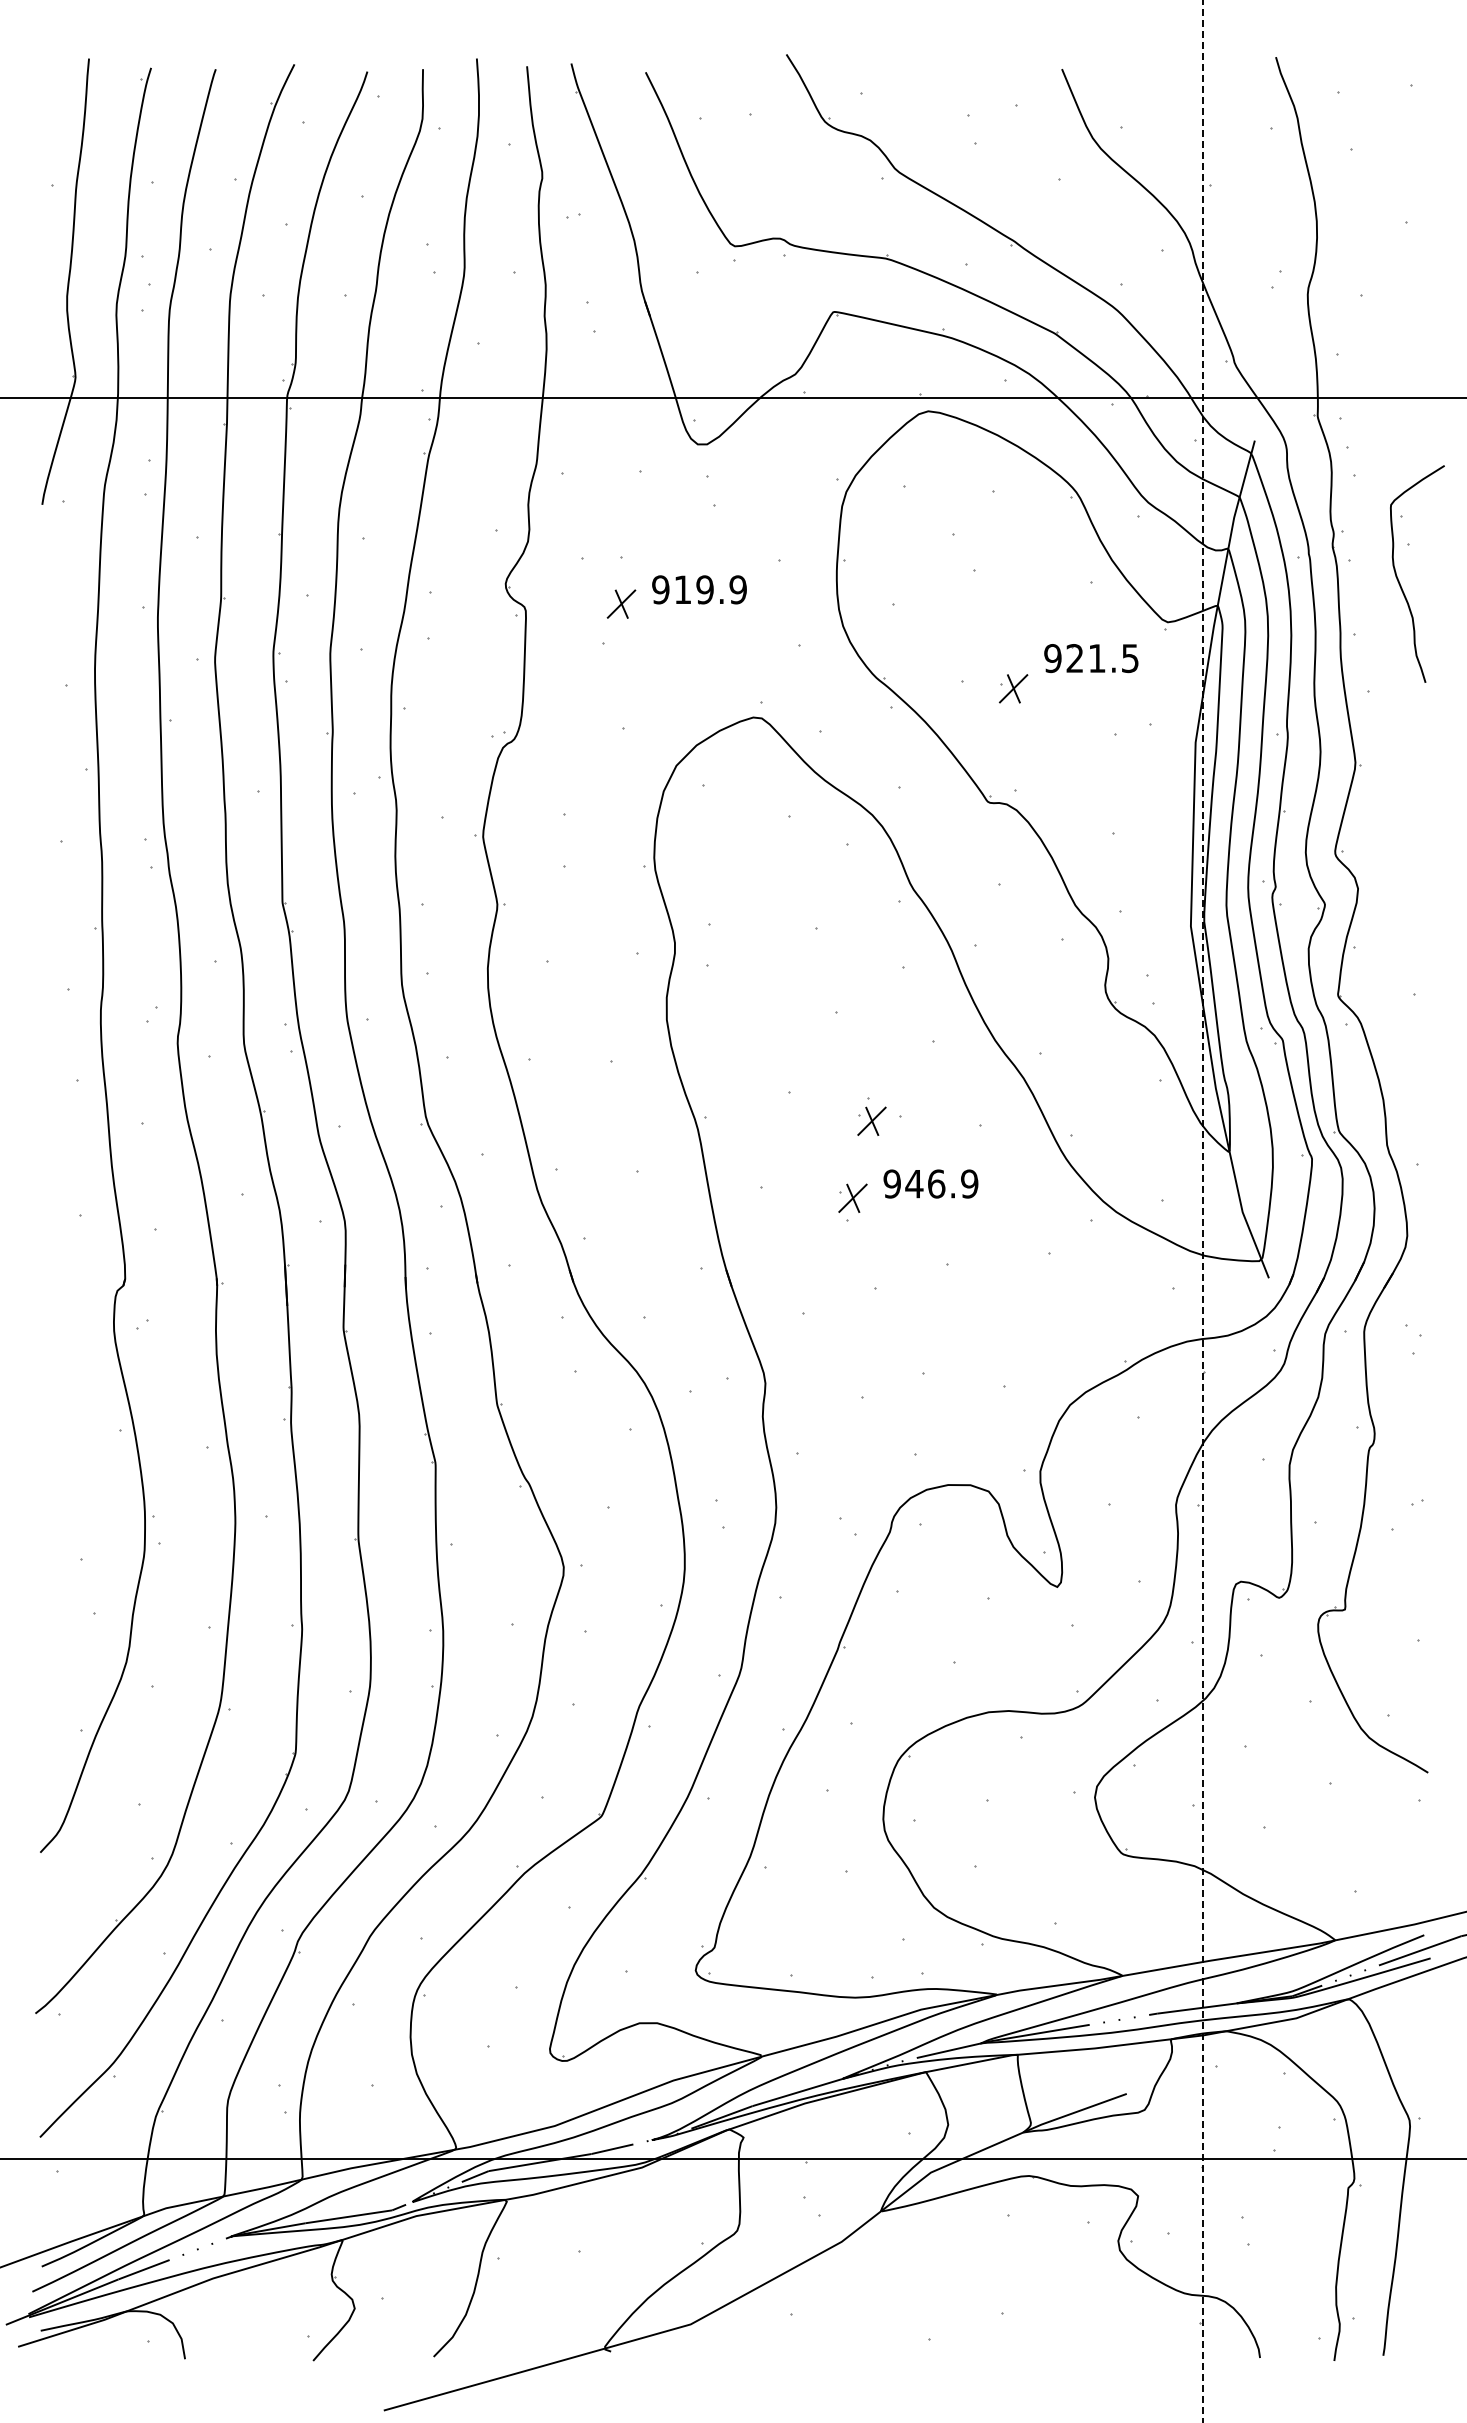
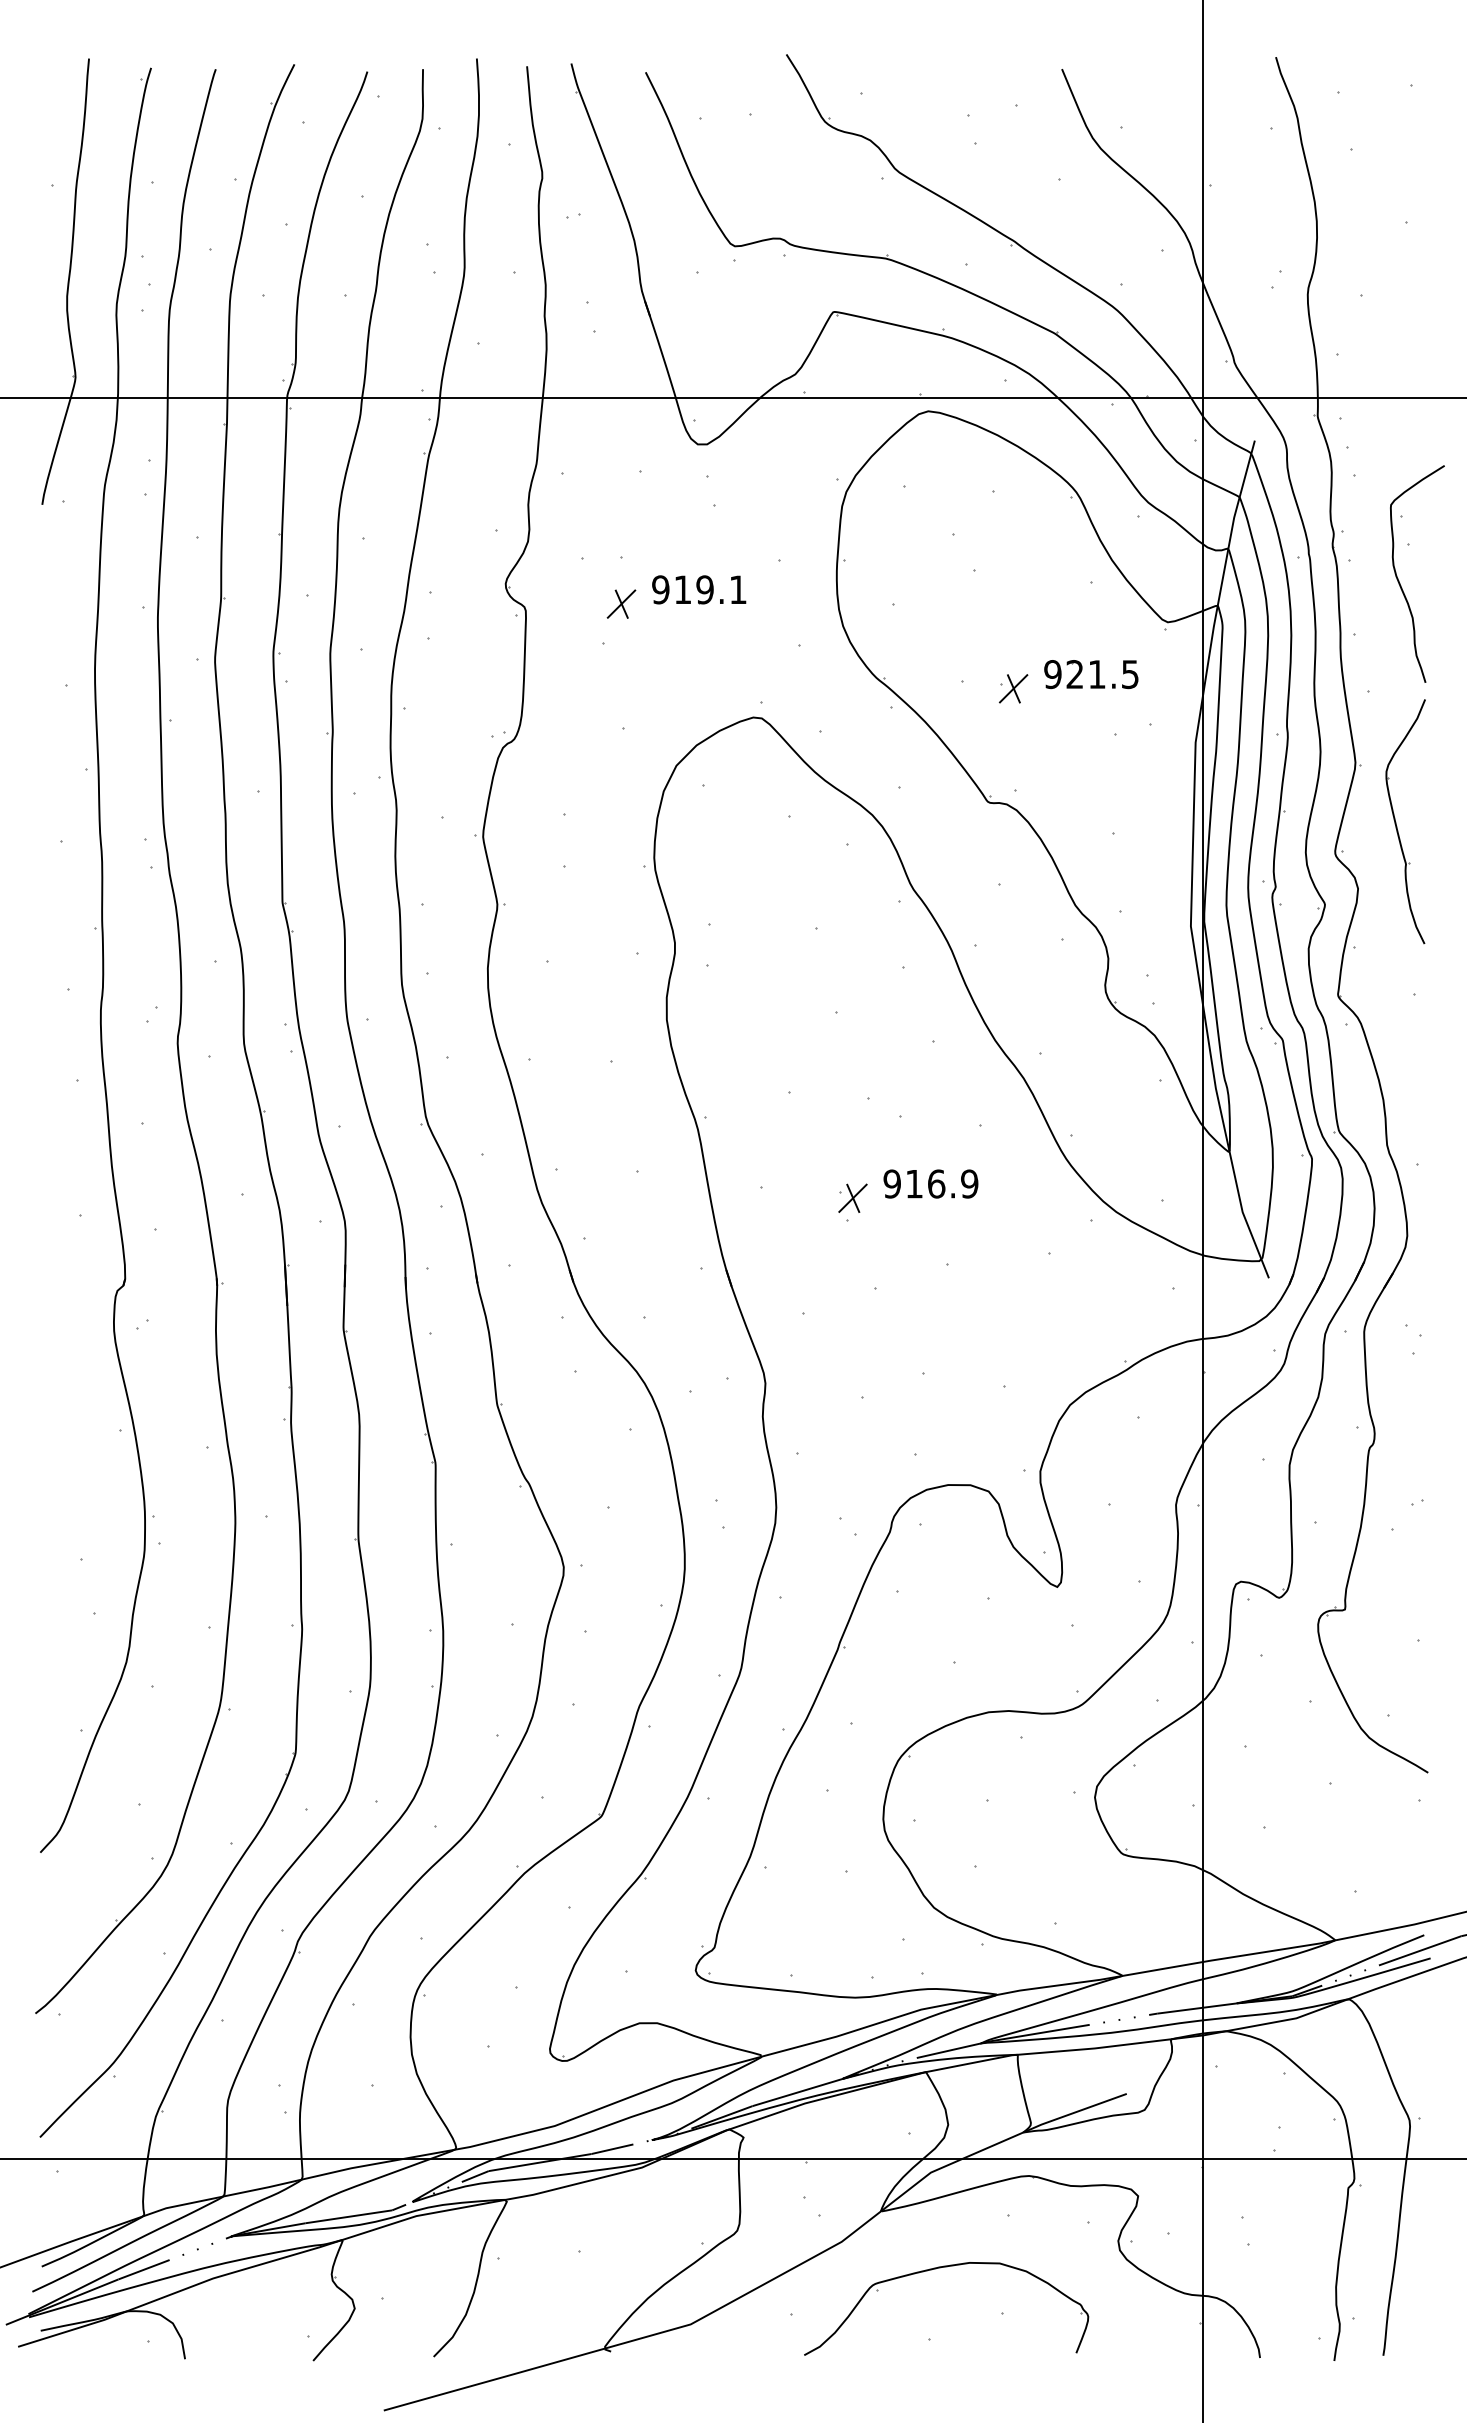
text: 919.9 -> 919.1 (737, 589)
part position: (1091, 658) -> (1091, 674) (1091, 674)
part: none -> present (1396, 822)
part: present -> none (871, 1120)
text: 946.9 -> 916.9 (914, 1184)
line: dashed -> solid (1202, 1212)
part: none -> present (936, 2269)
